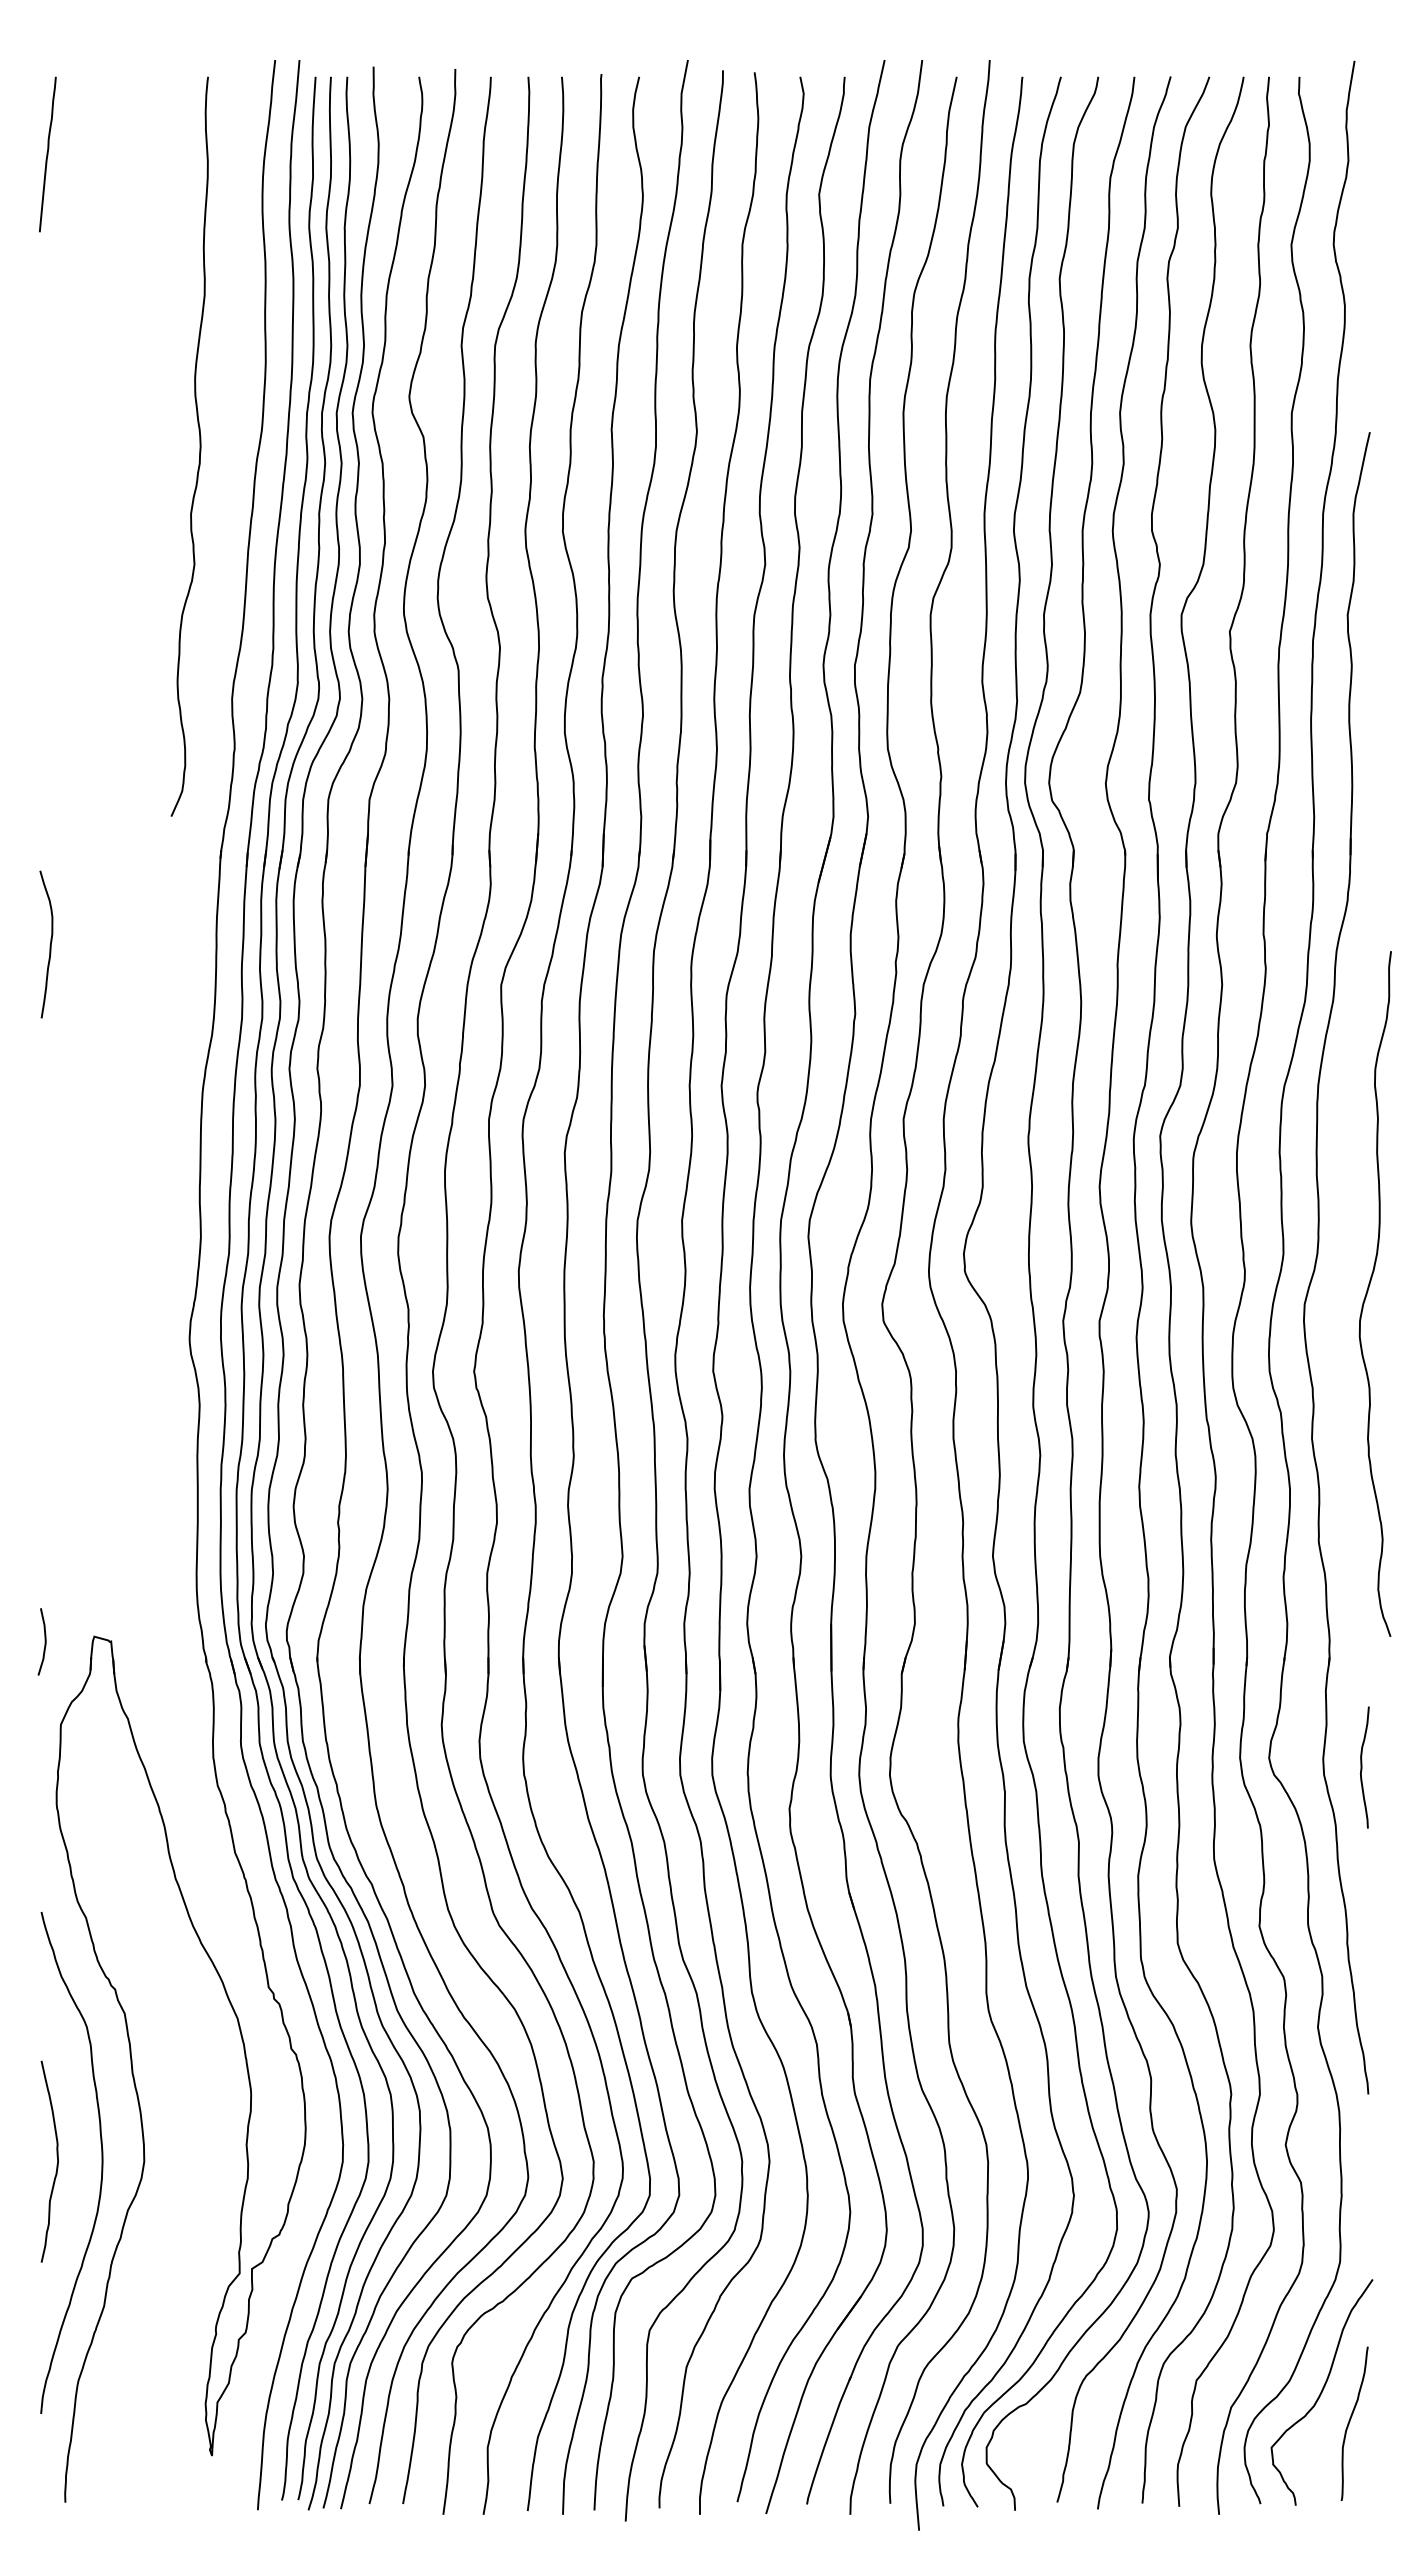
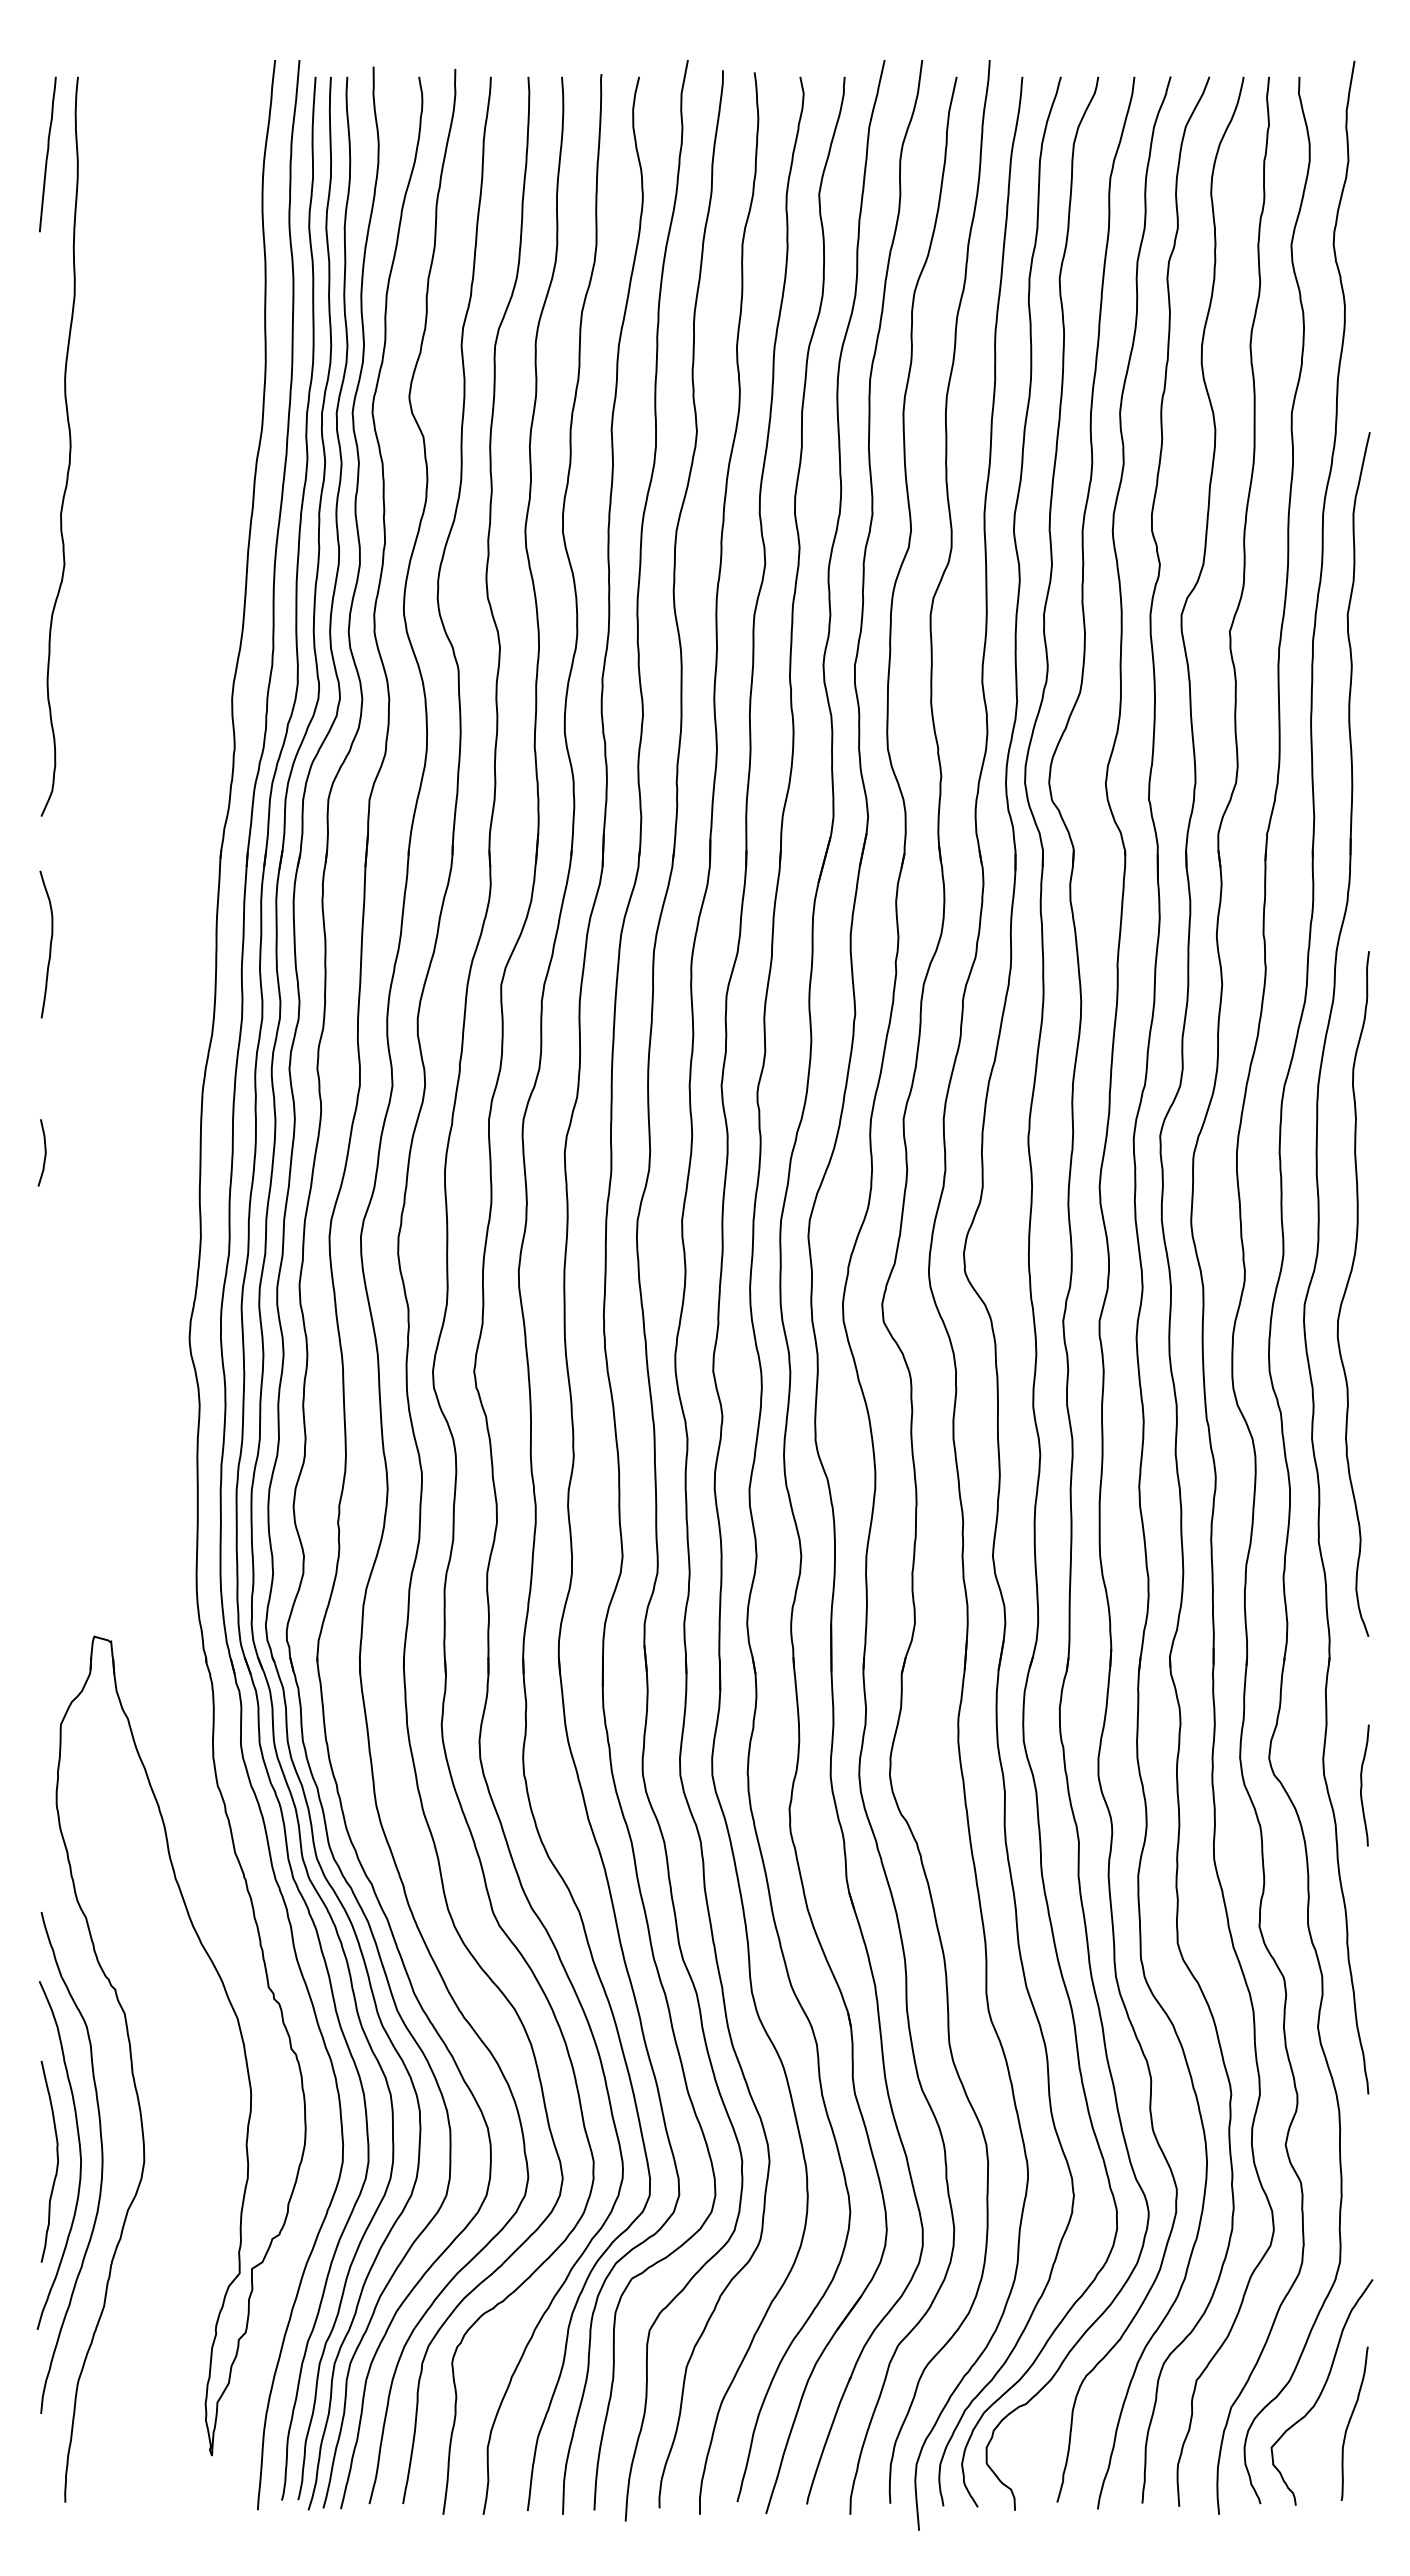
curve position: (199, 446) -> (69, 446) (69, 446)
curve position: (1368, 1291) -> (1346, 1291) (1346, 1291)
curve position: (44, 1641) -> (44, 1152) (44, 1152)
curve position: (1362, 1767) -> (1362, 1785) (1362, 1785)
curve: none -> present (79, 2155)
